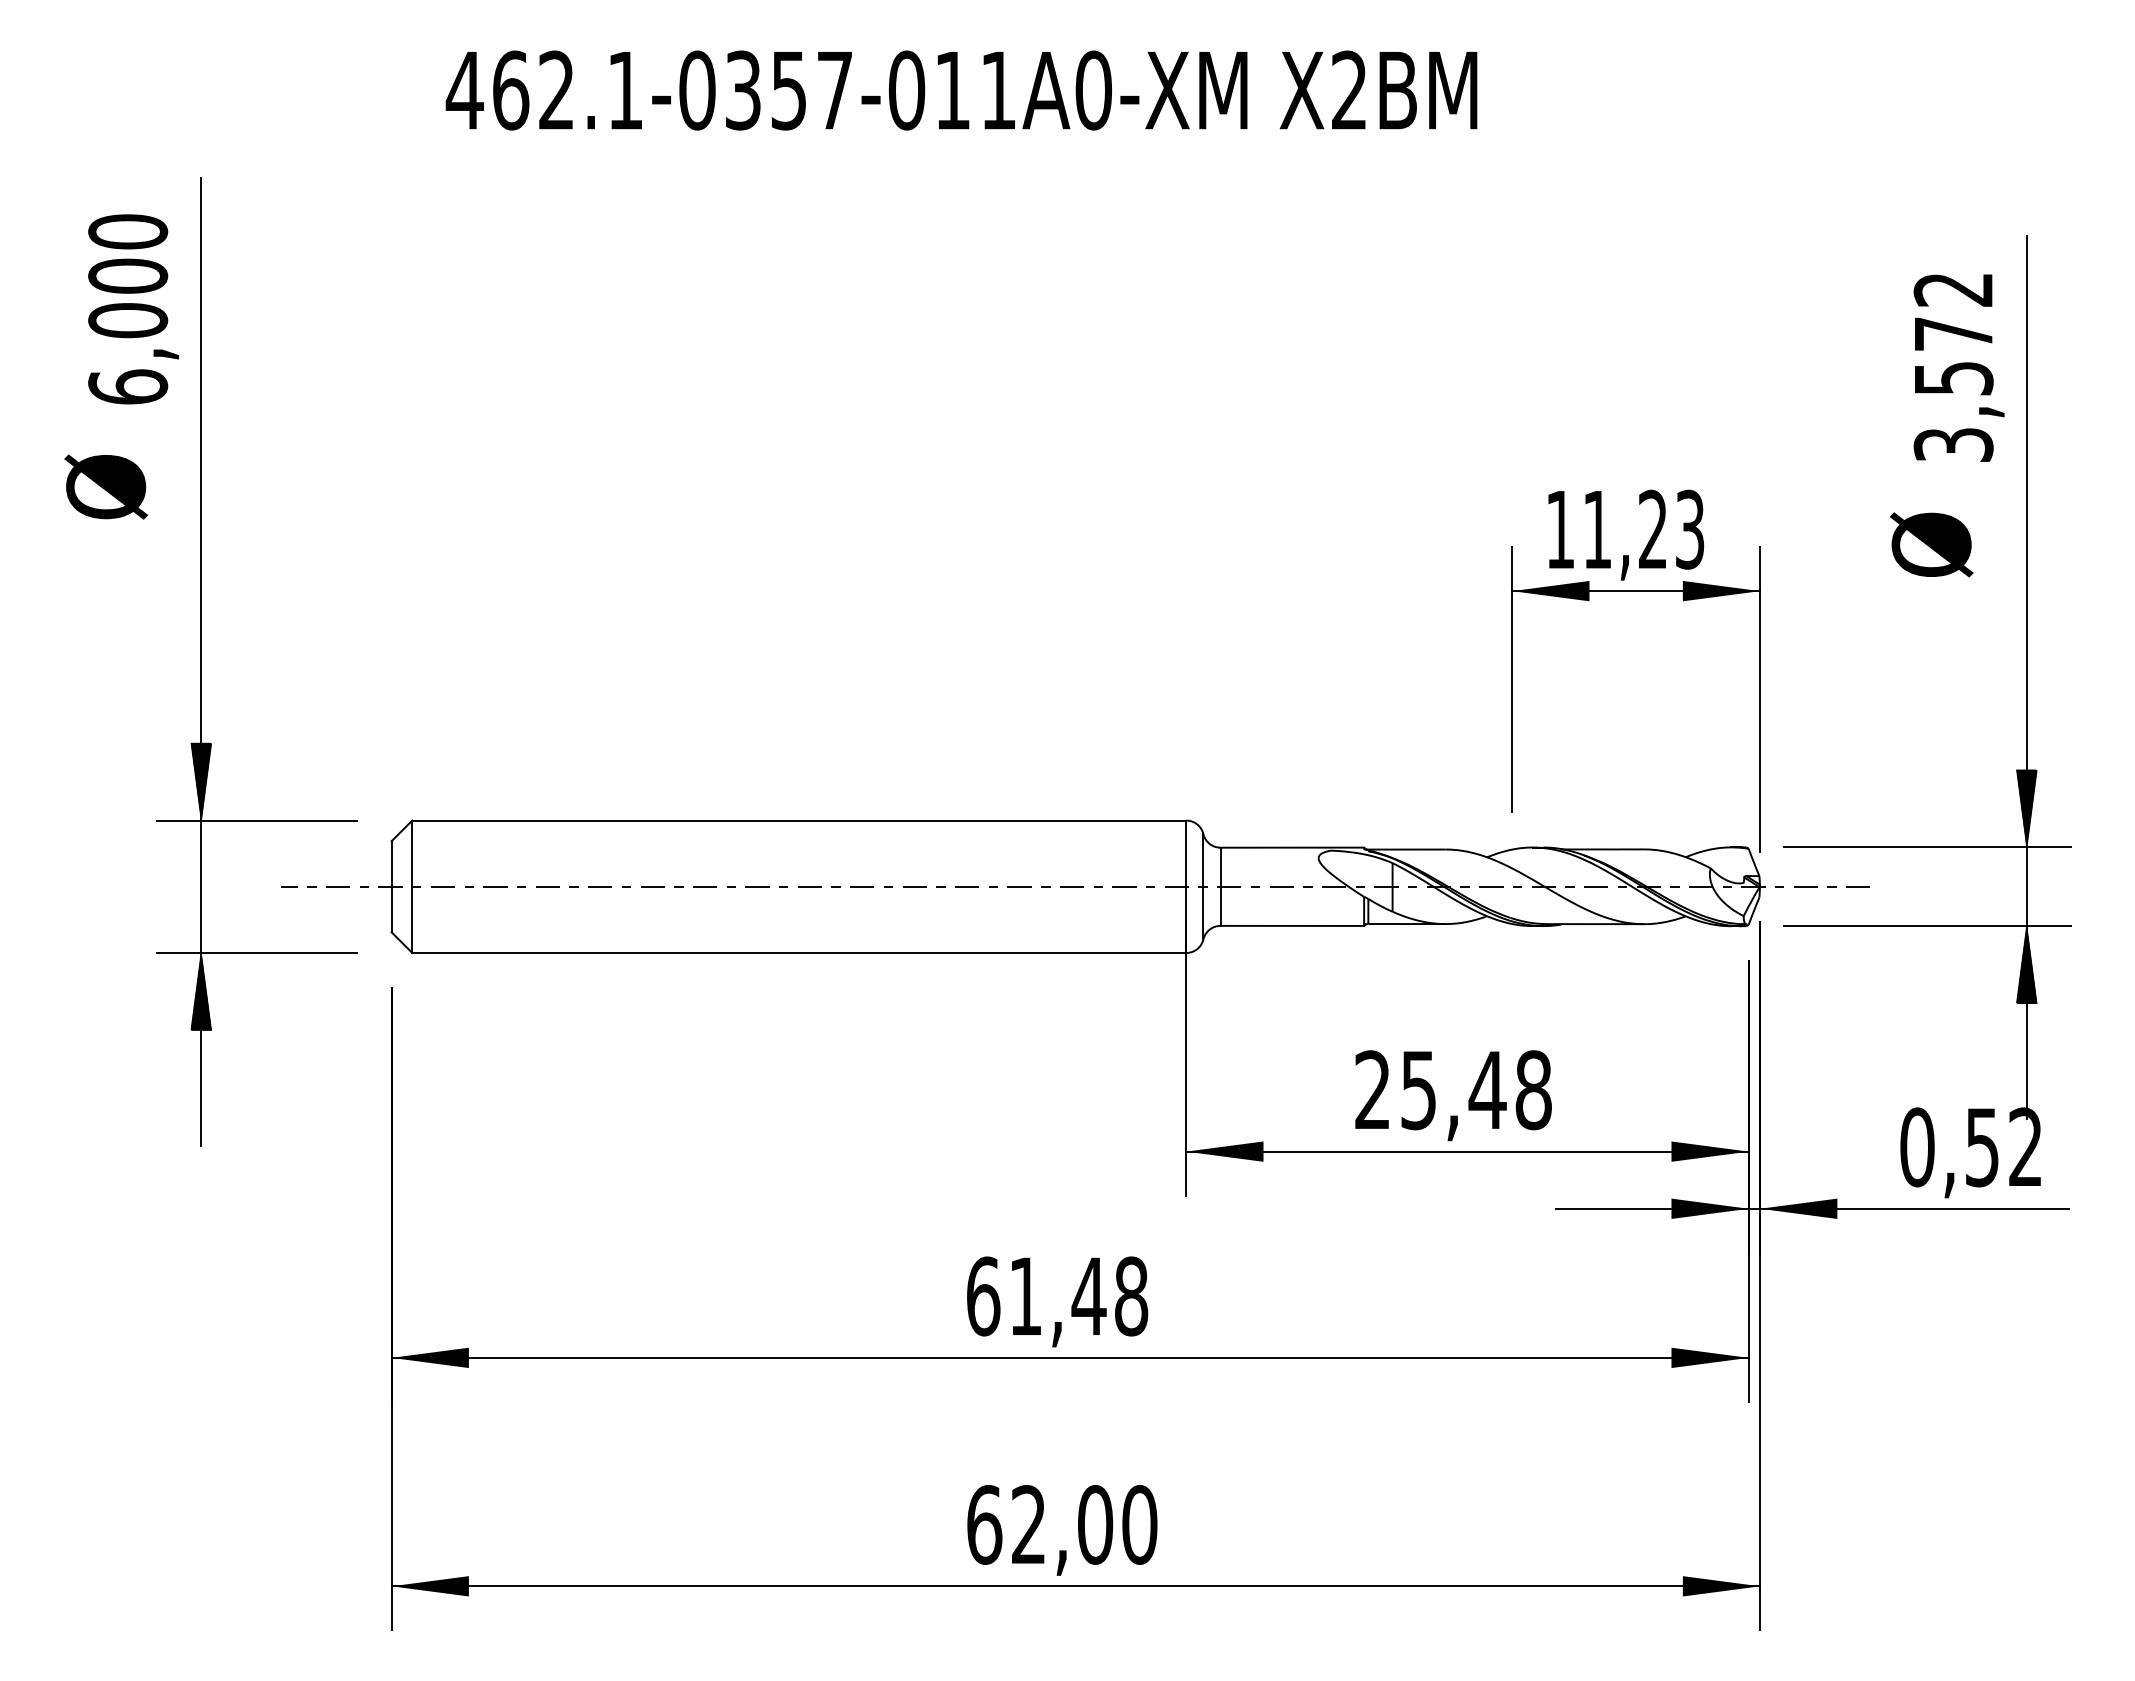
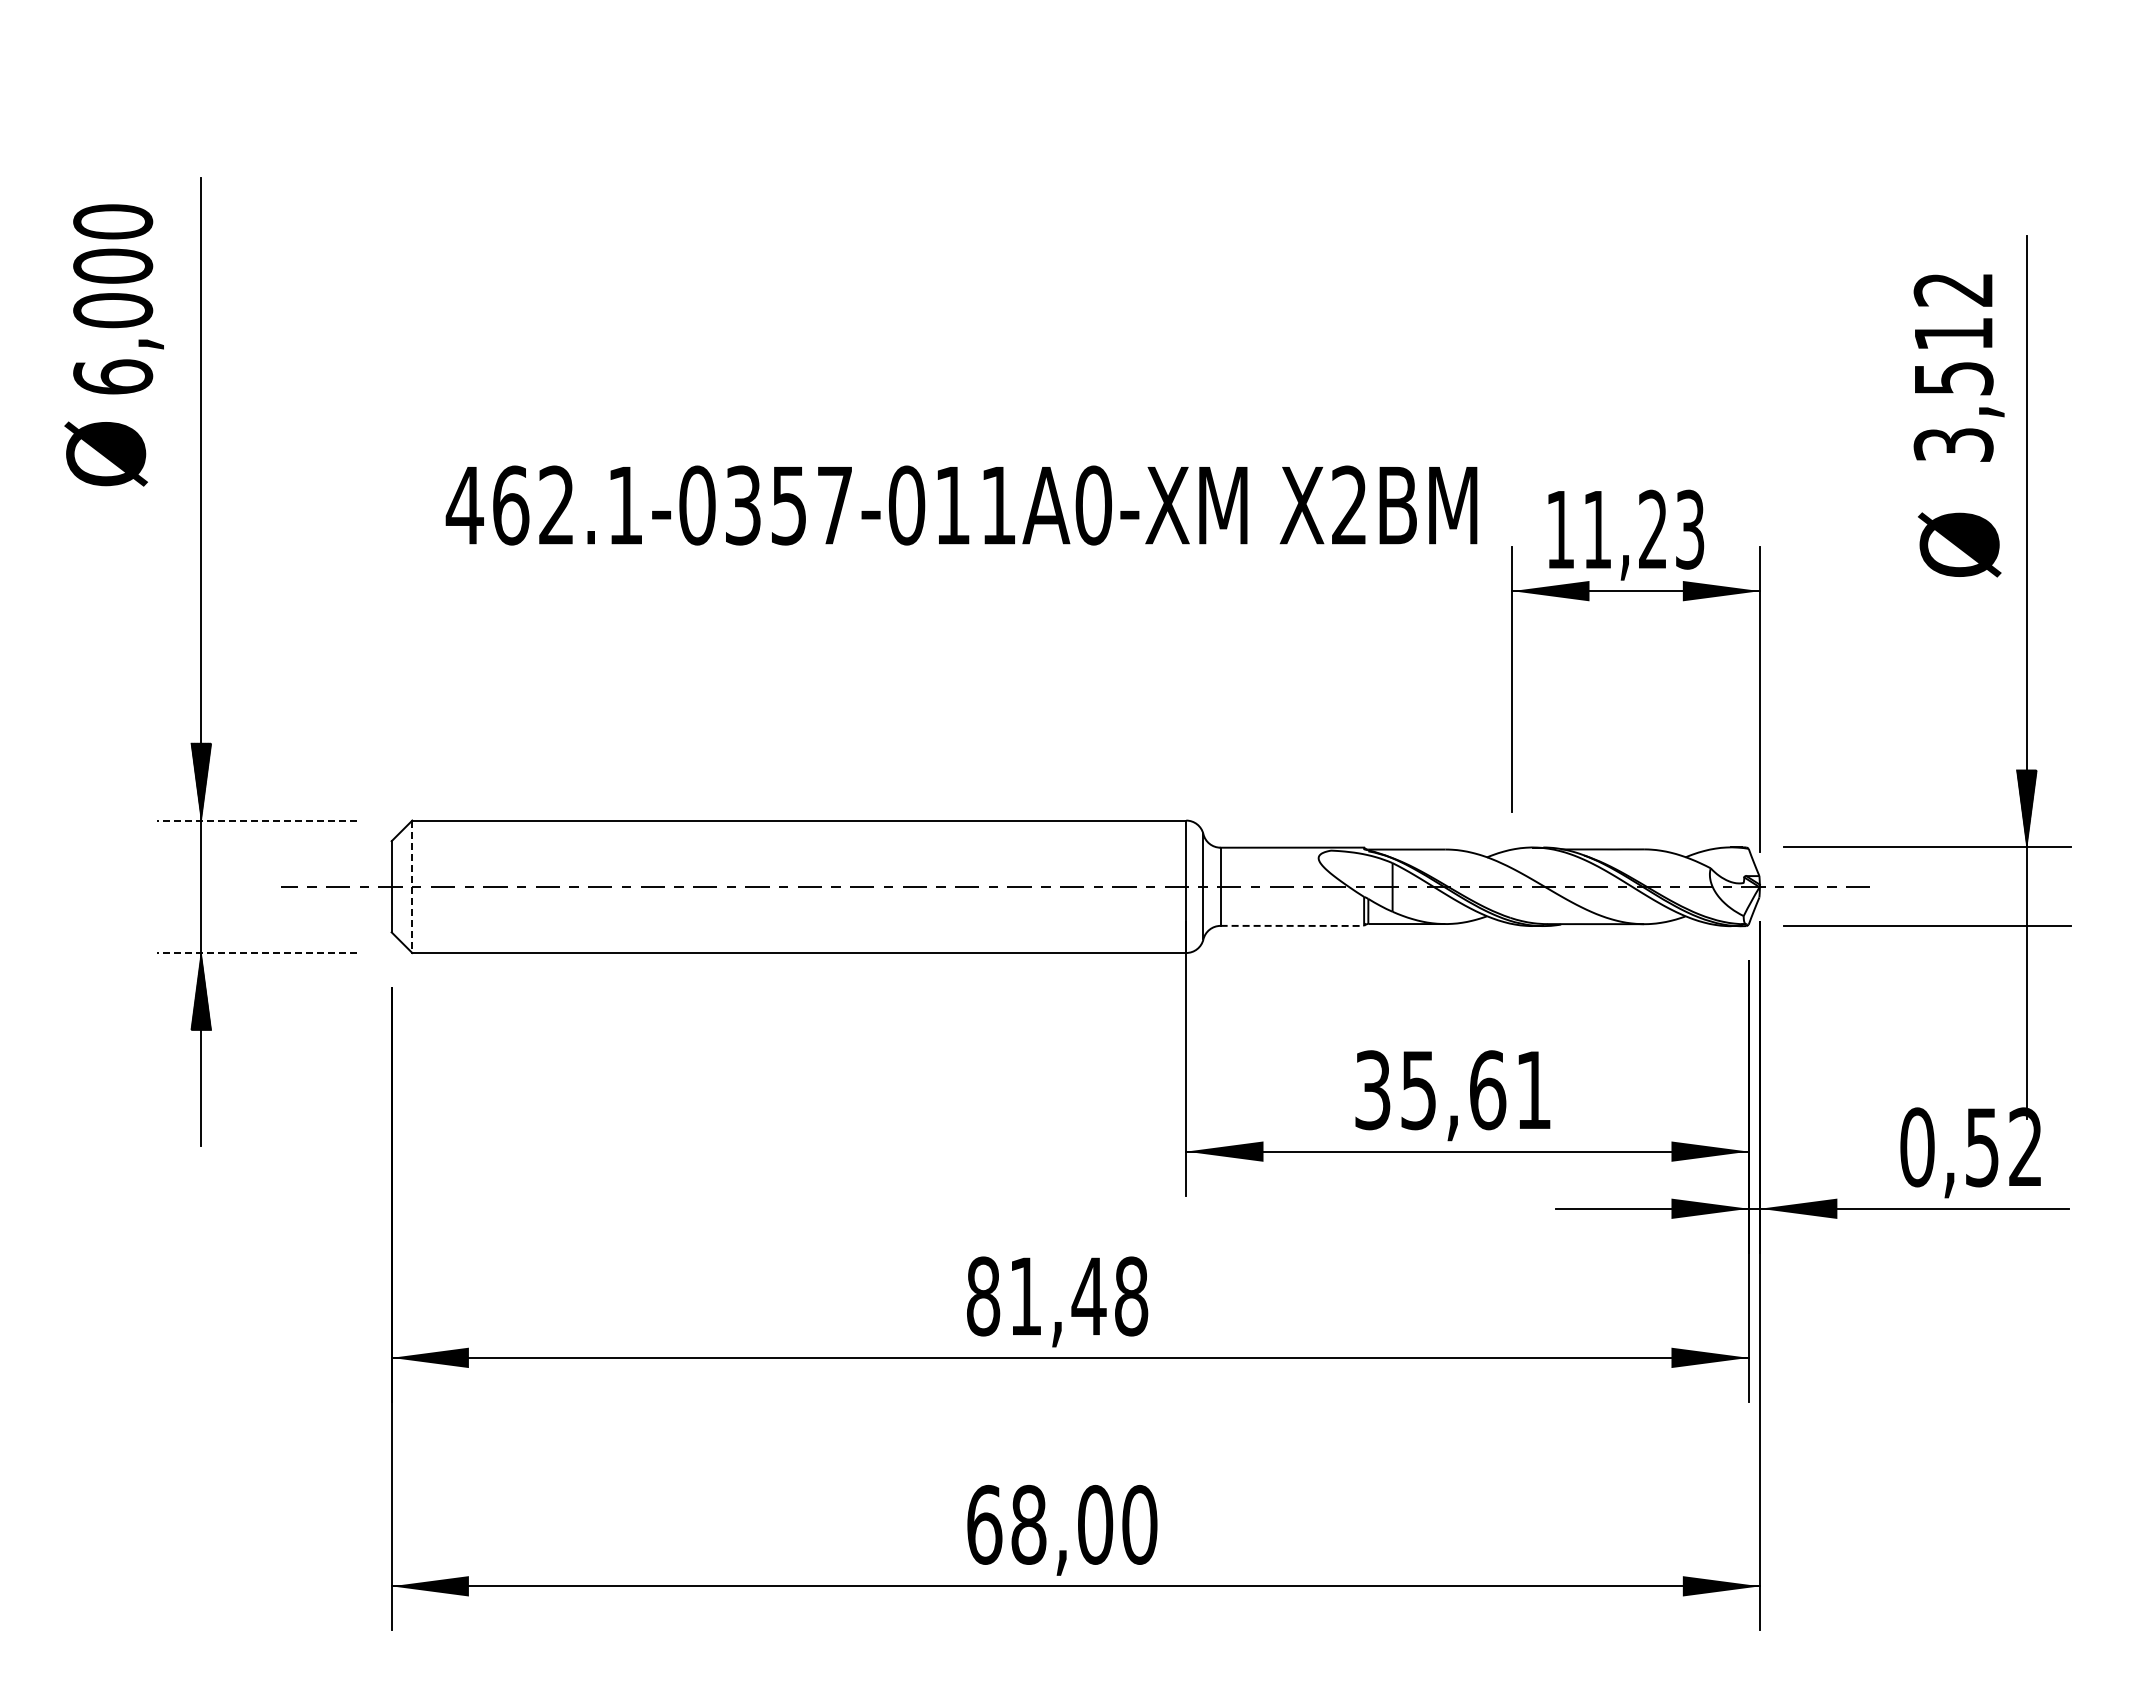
text position: (961, 90) -> (961, 505) (961, 505)
text position: (133, 309) -> (118, 299) (118, 299)
text: 3,572 -> 3,512 (1953, 333)
text position: (105, 486) -> (105, 453) (105, 453)
text position: (1931, 544) -> (1959, 544) (1959, 544)
line: solid -> dashed (256, 820)
line: solid -> dashed (412, 887)
line: solid -> dashed (1292, 925)
line: solid -> dashed (256, 953)
hatch: present -> none (2026, 964)
text: 25,48 -> 35,61 (1453, 1090)
text: 61,48 -> 81,48 (983, 1296)
text: 62,00 -> 68,00 (1028, 1524)
